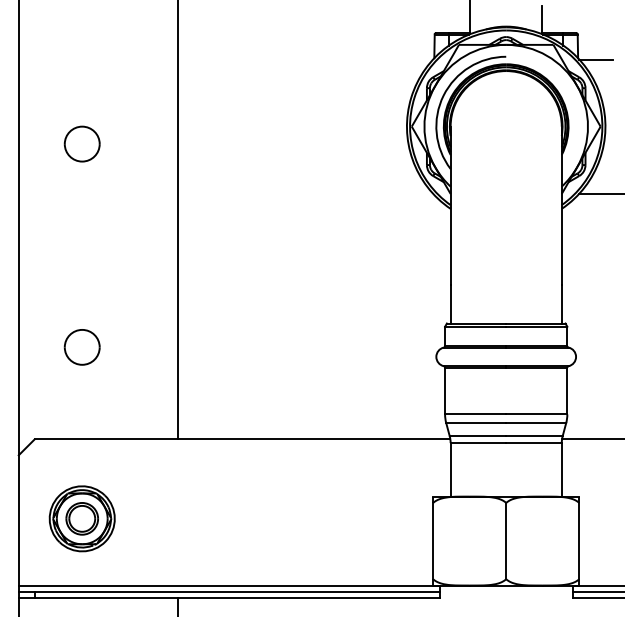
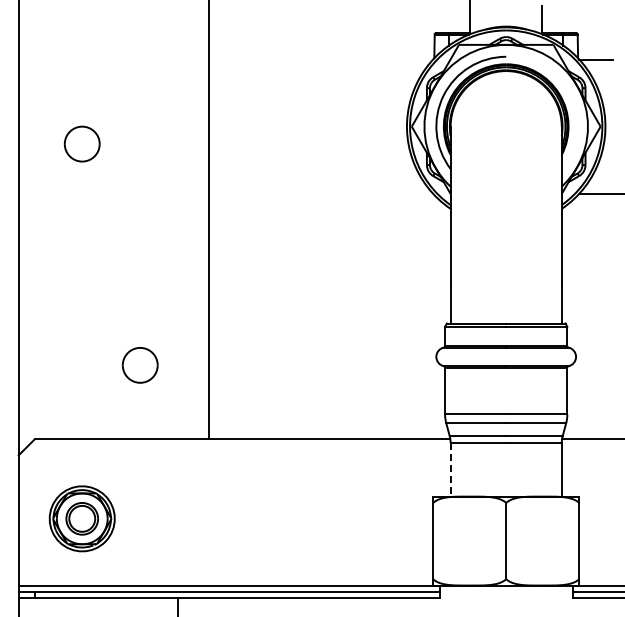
line position: (177, 220) -> (208, 220) (208, 220)
part position: (81, 347) -> (139, 365) (139, 365)
line: solid -> dashed (450, 469)
